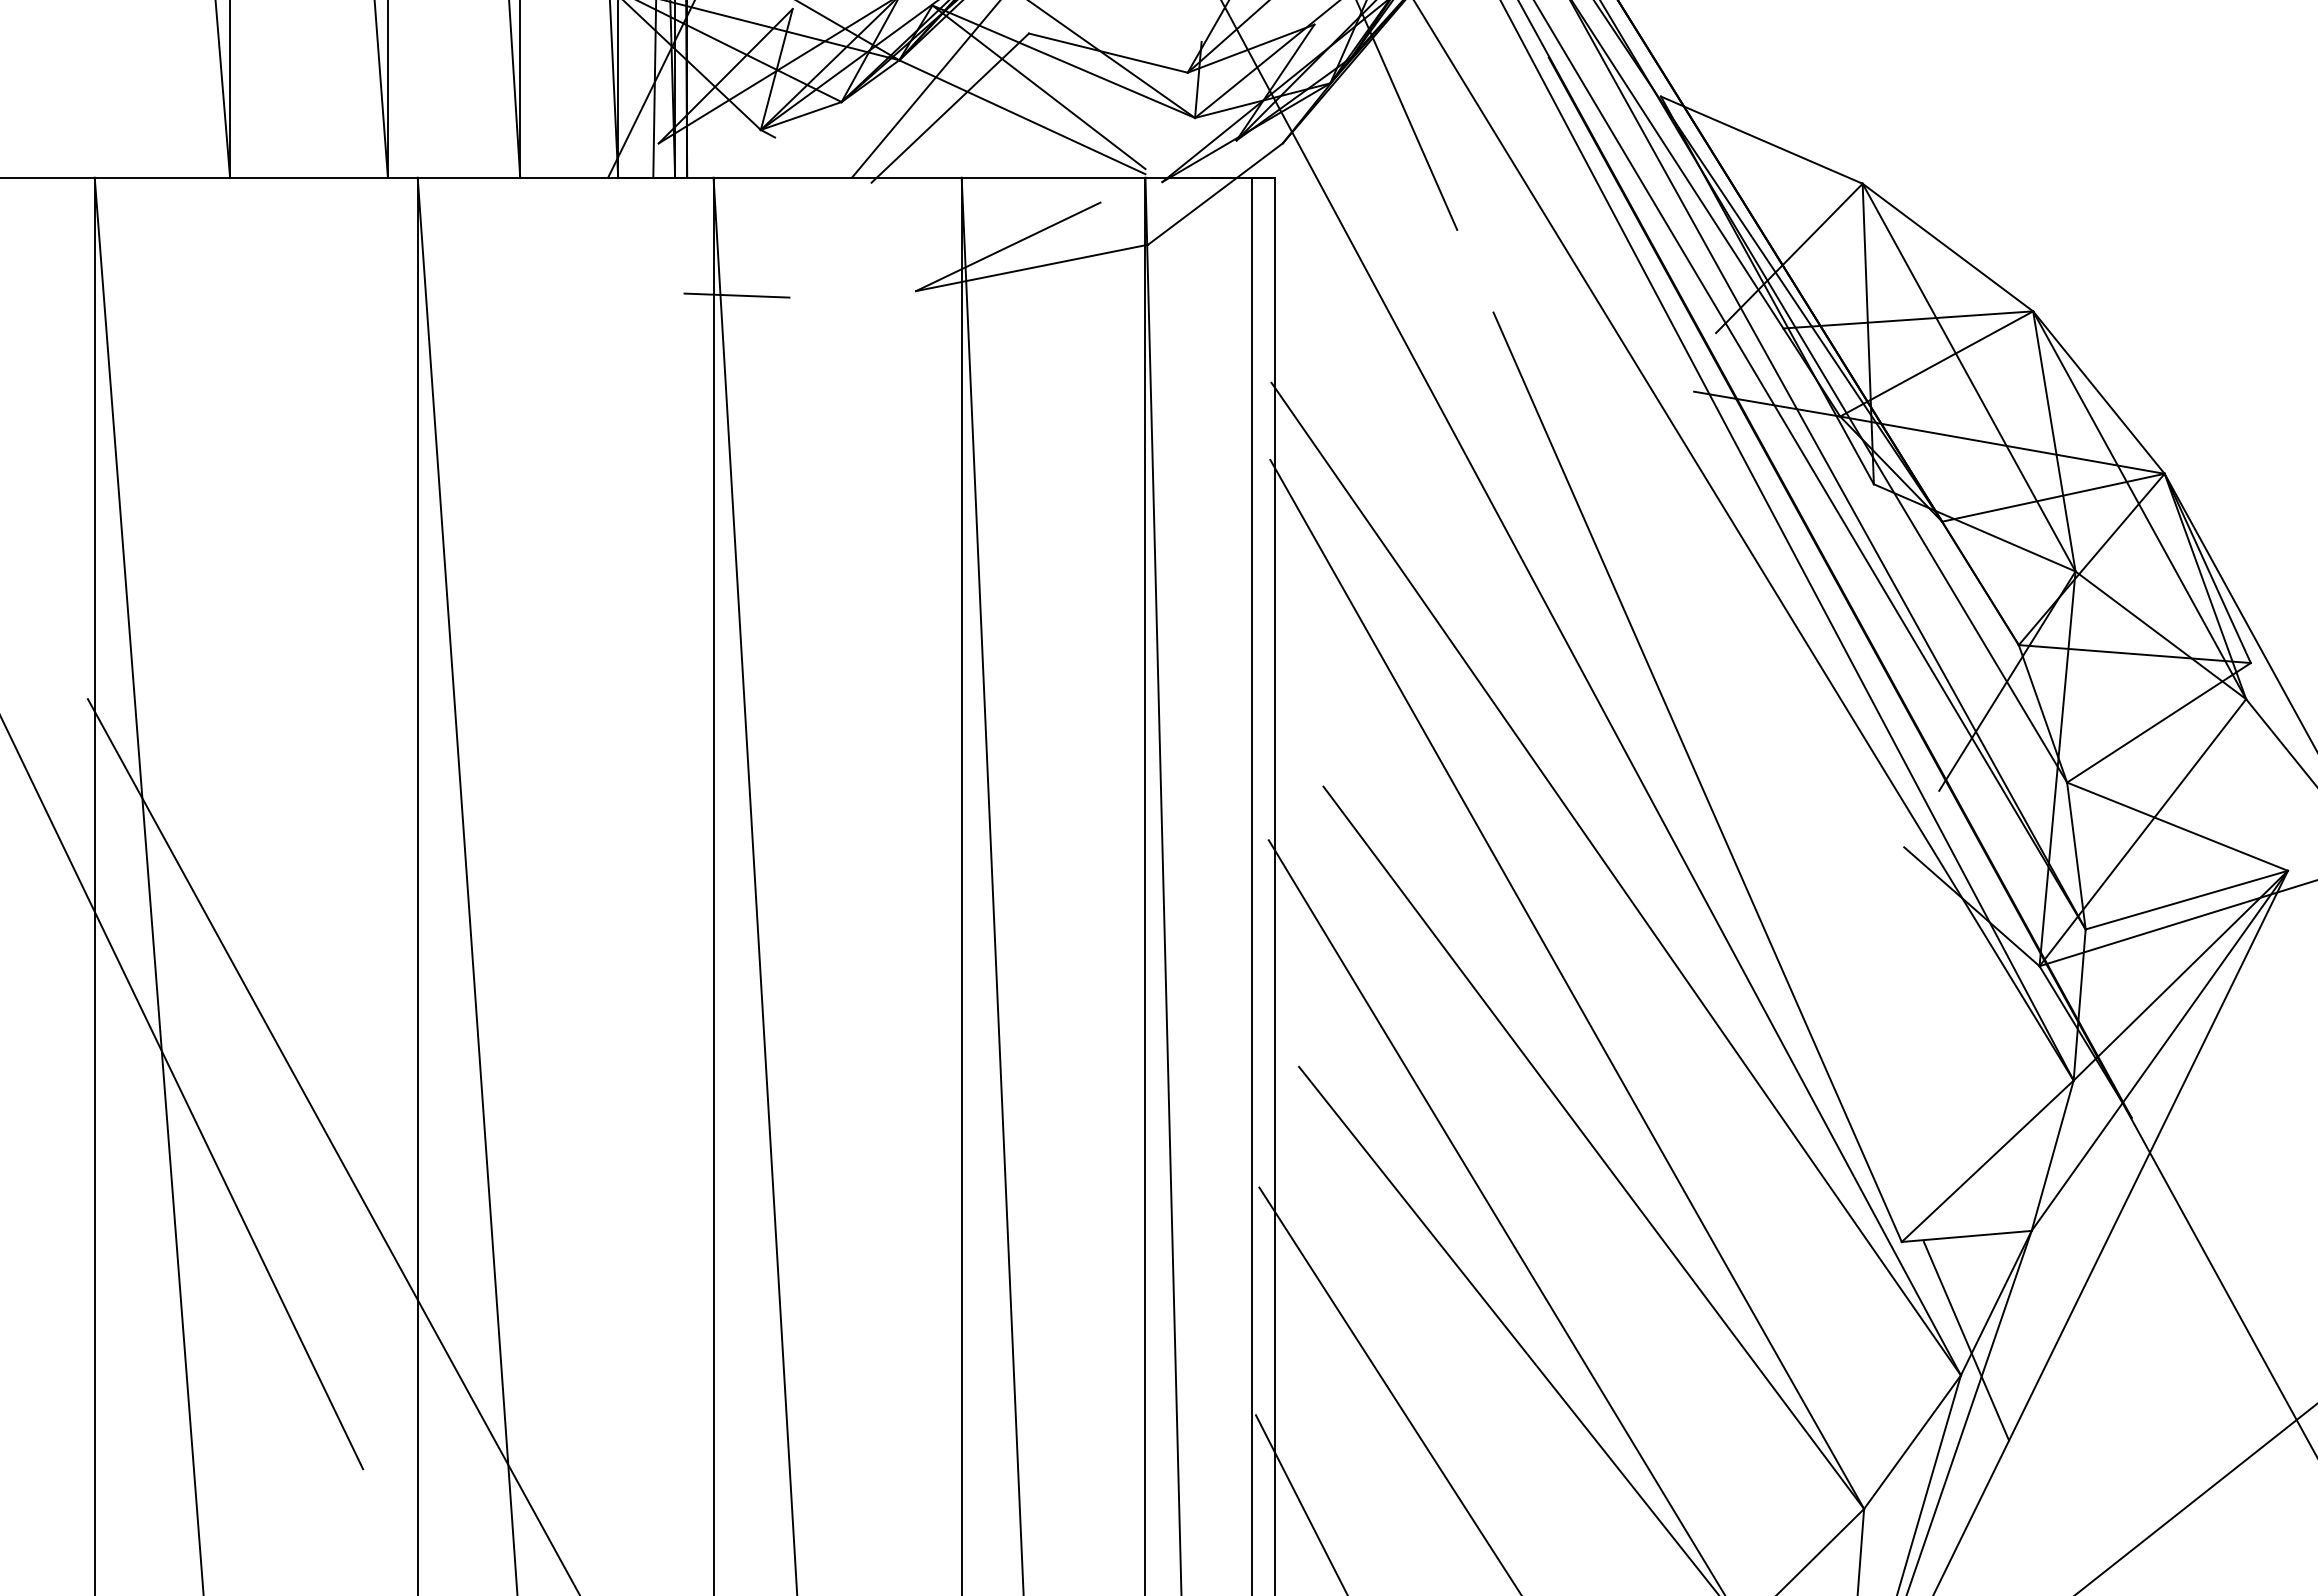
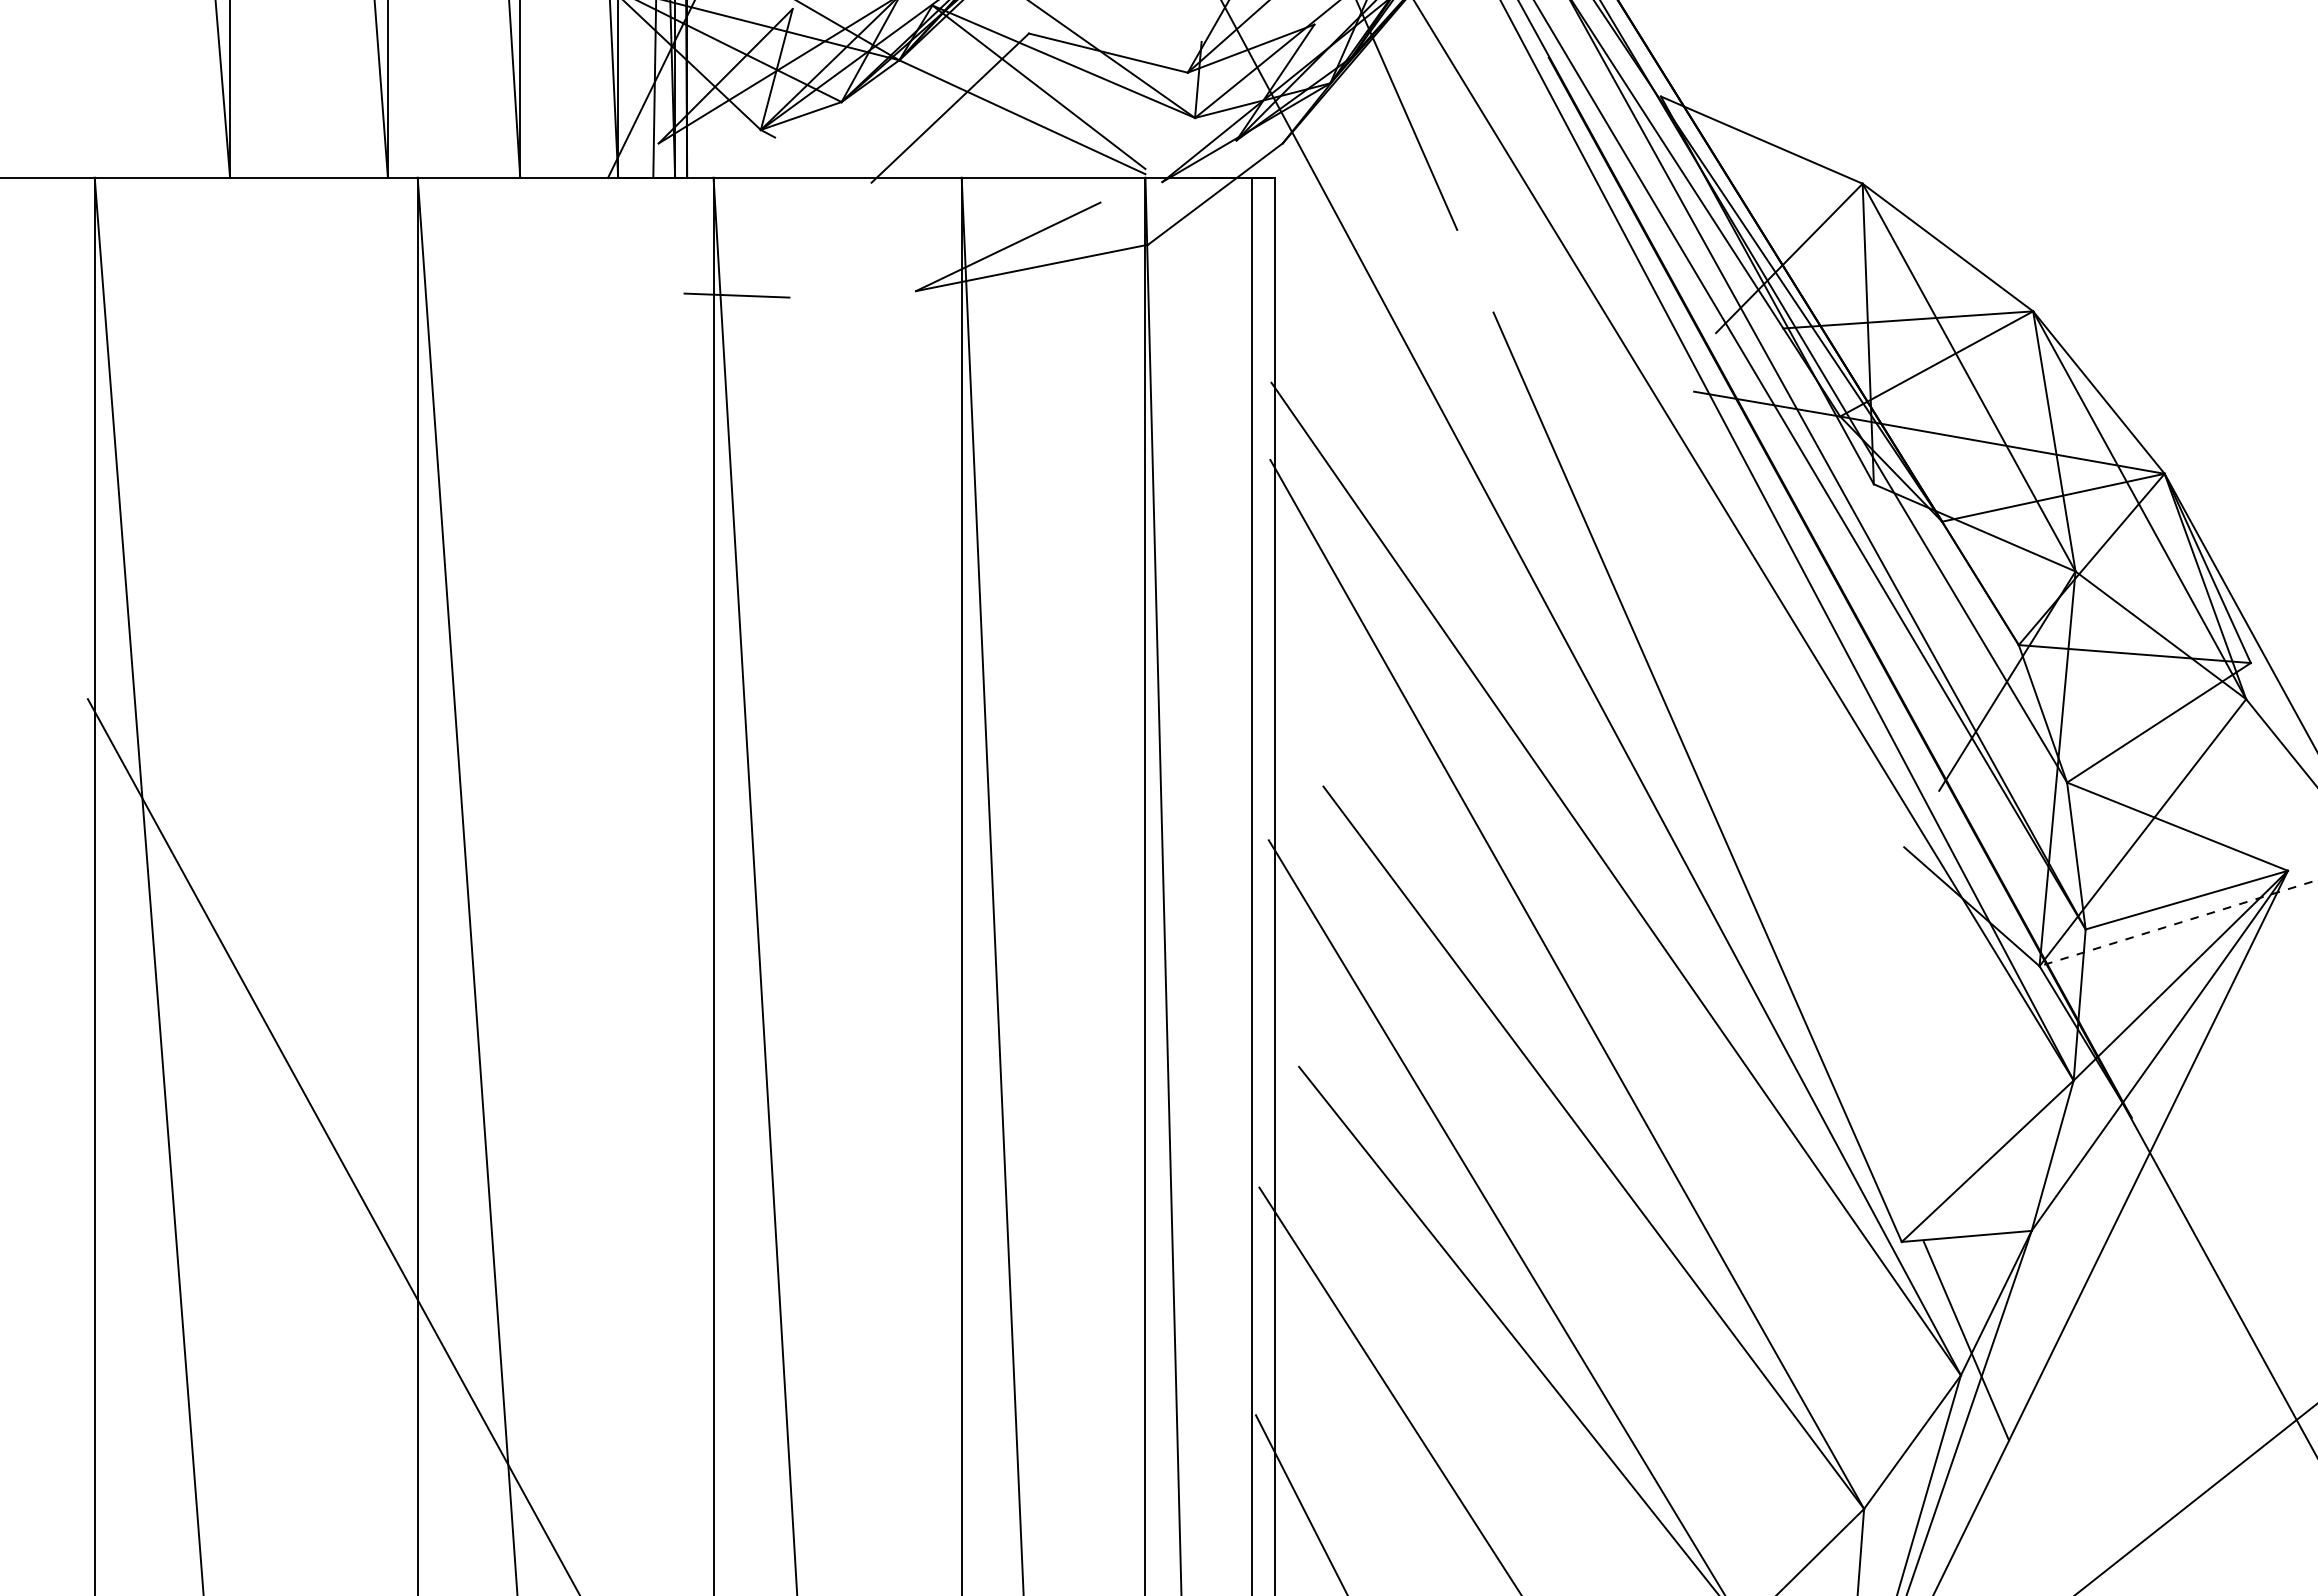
line: present -> none (925, 89)
line: solid -> dashed (2177, 923)
line: present -> none (182, 1094)
